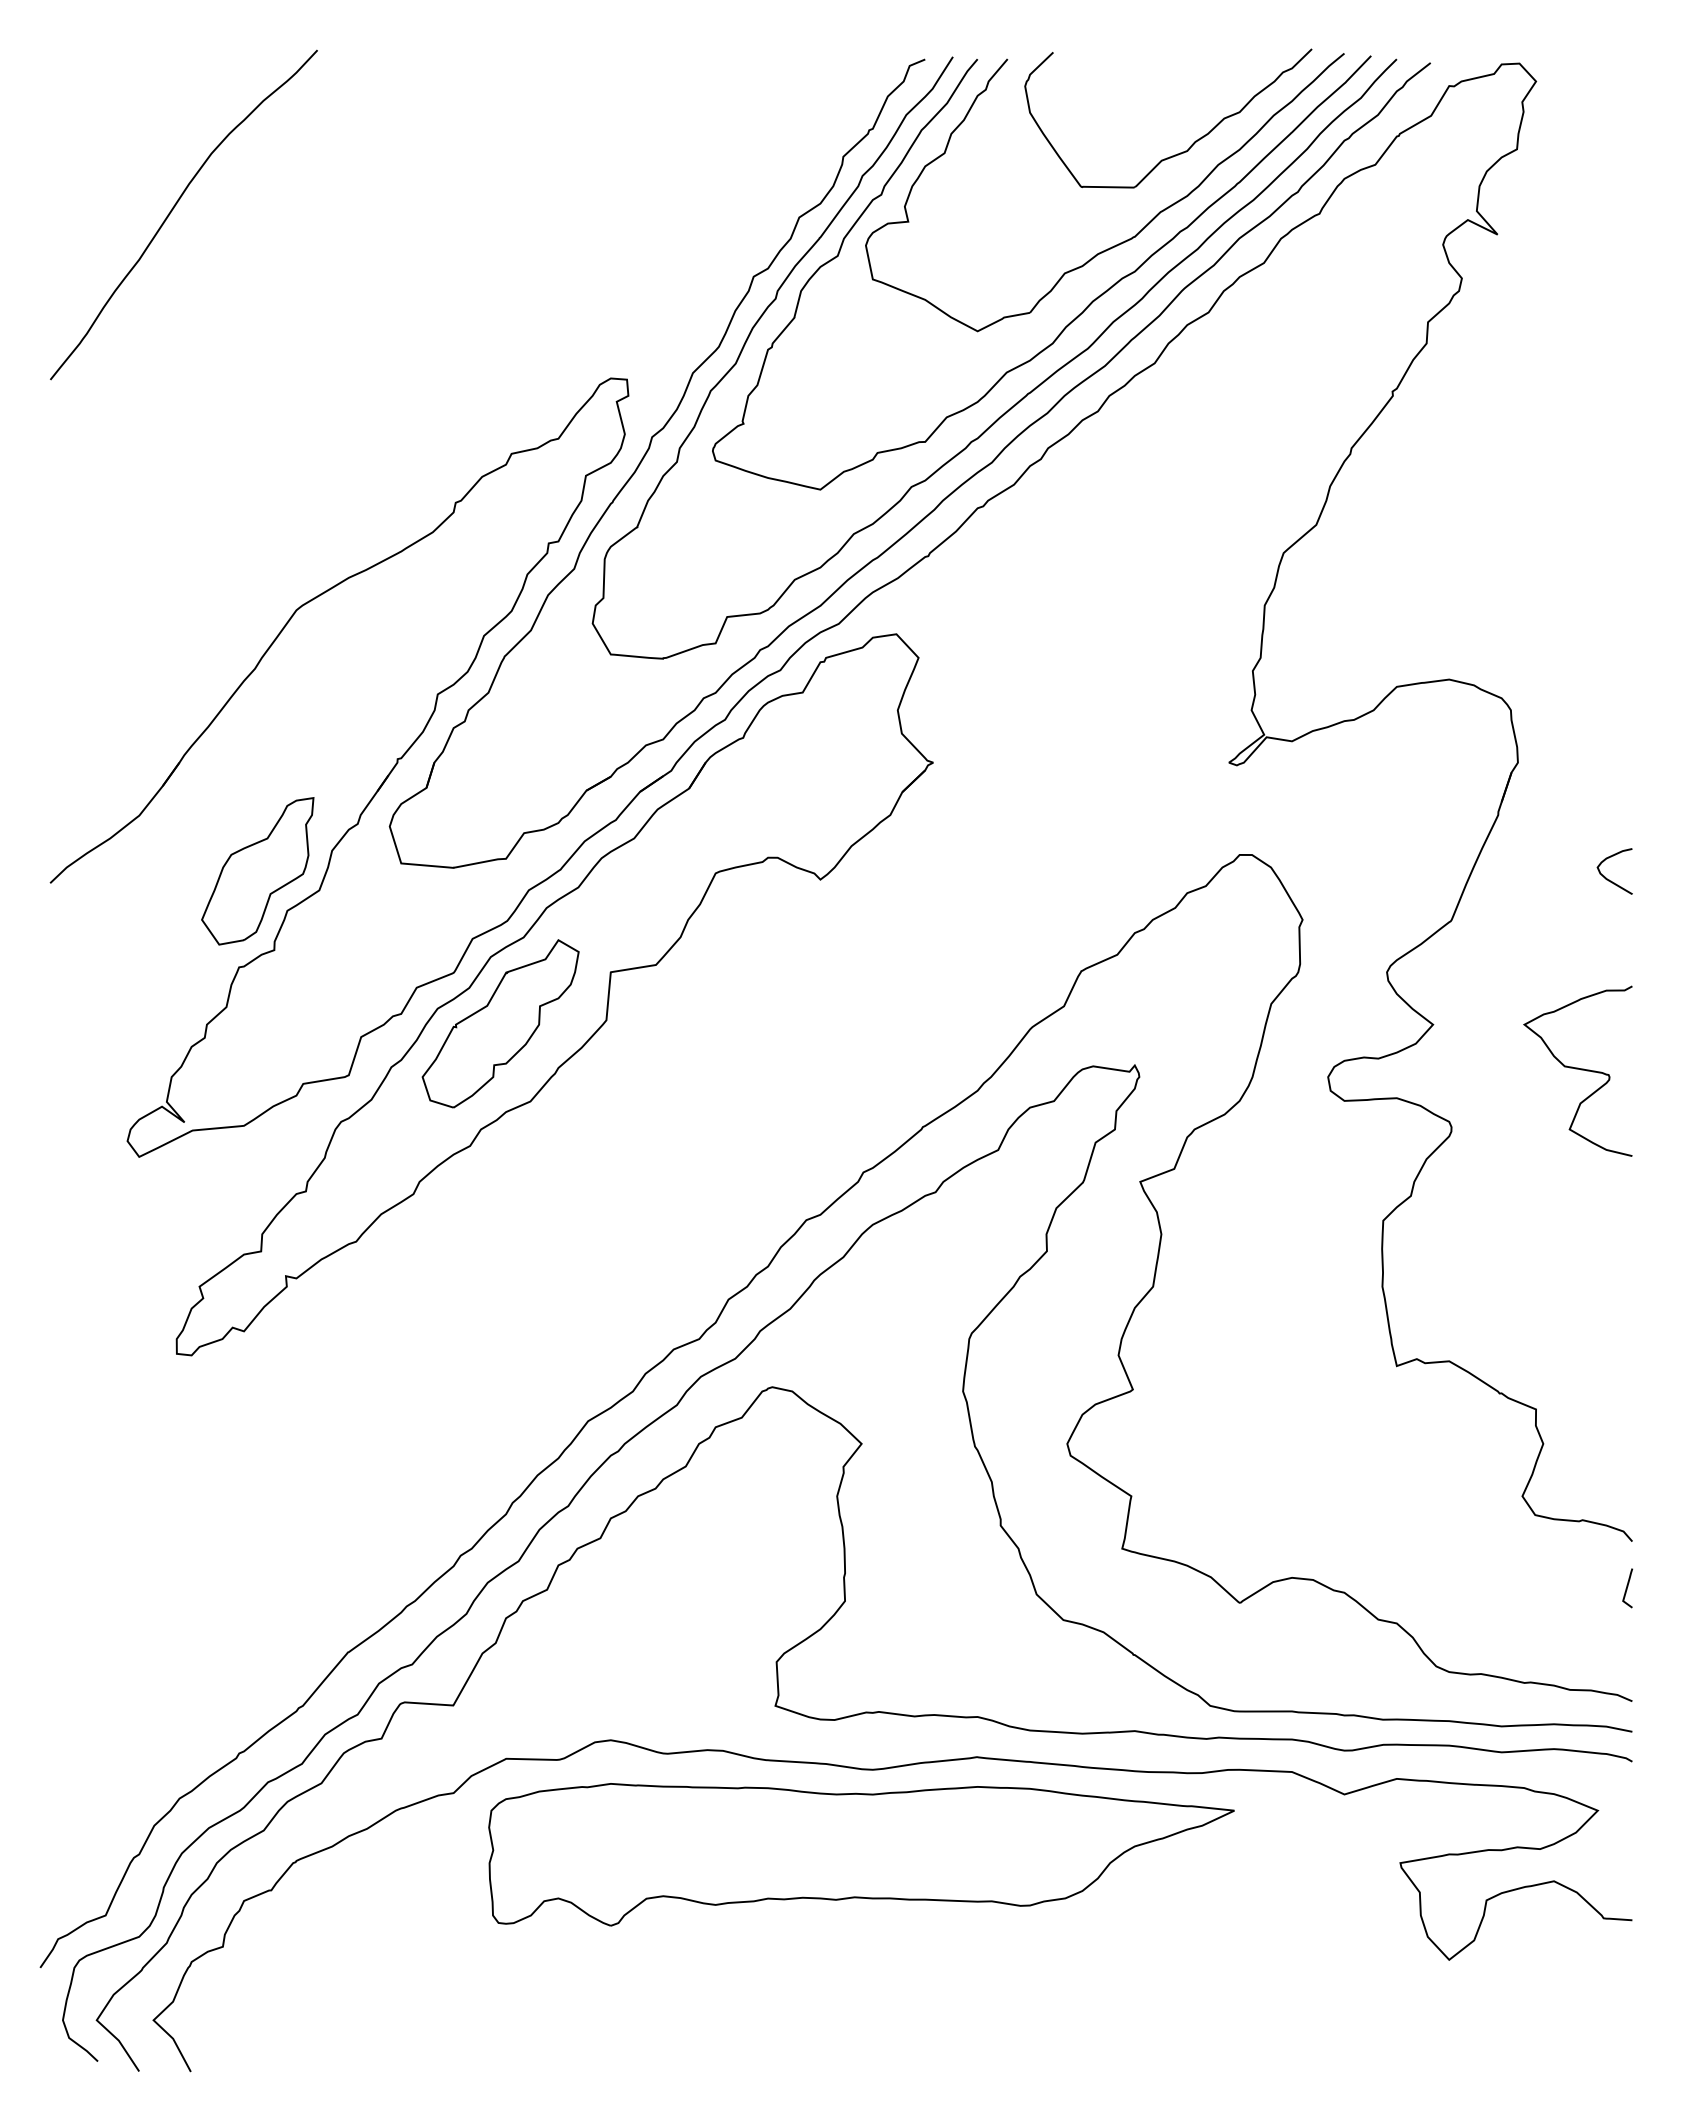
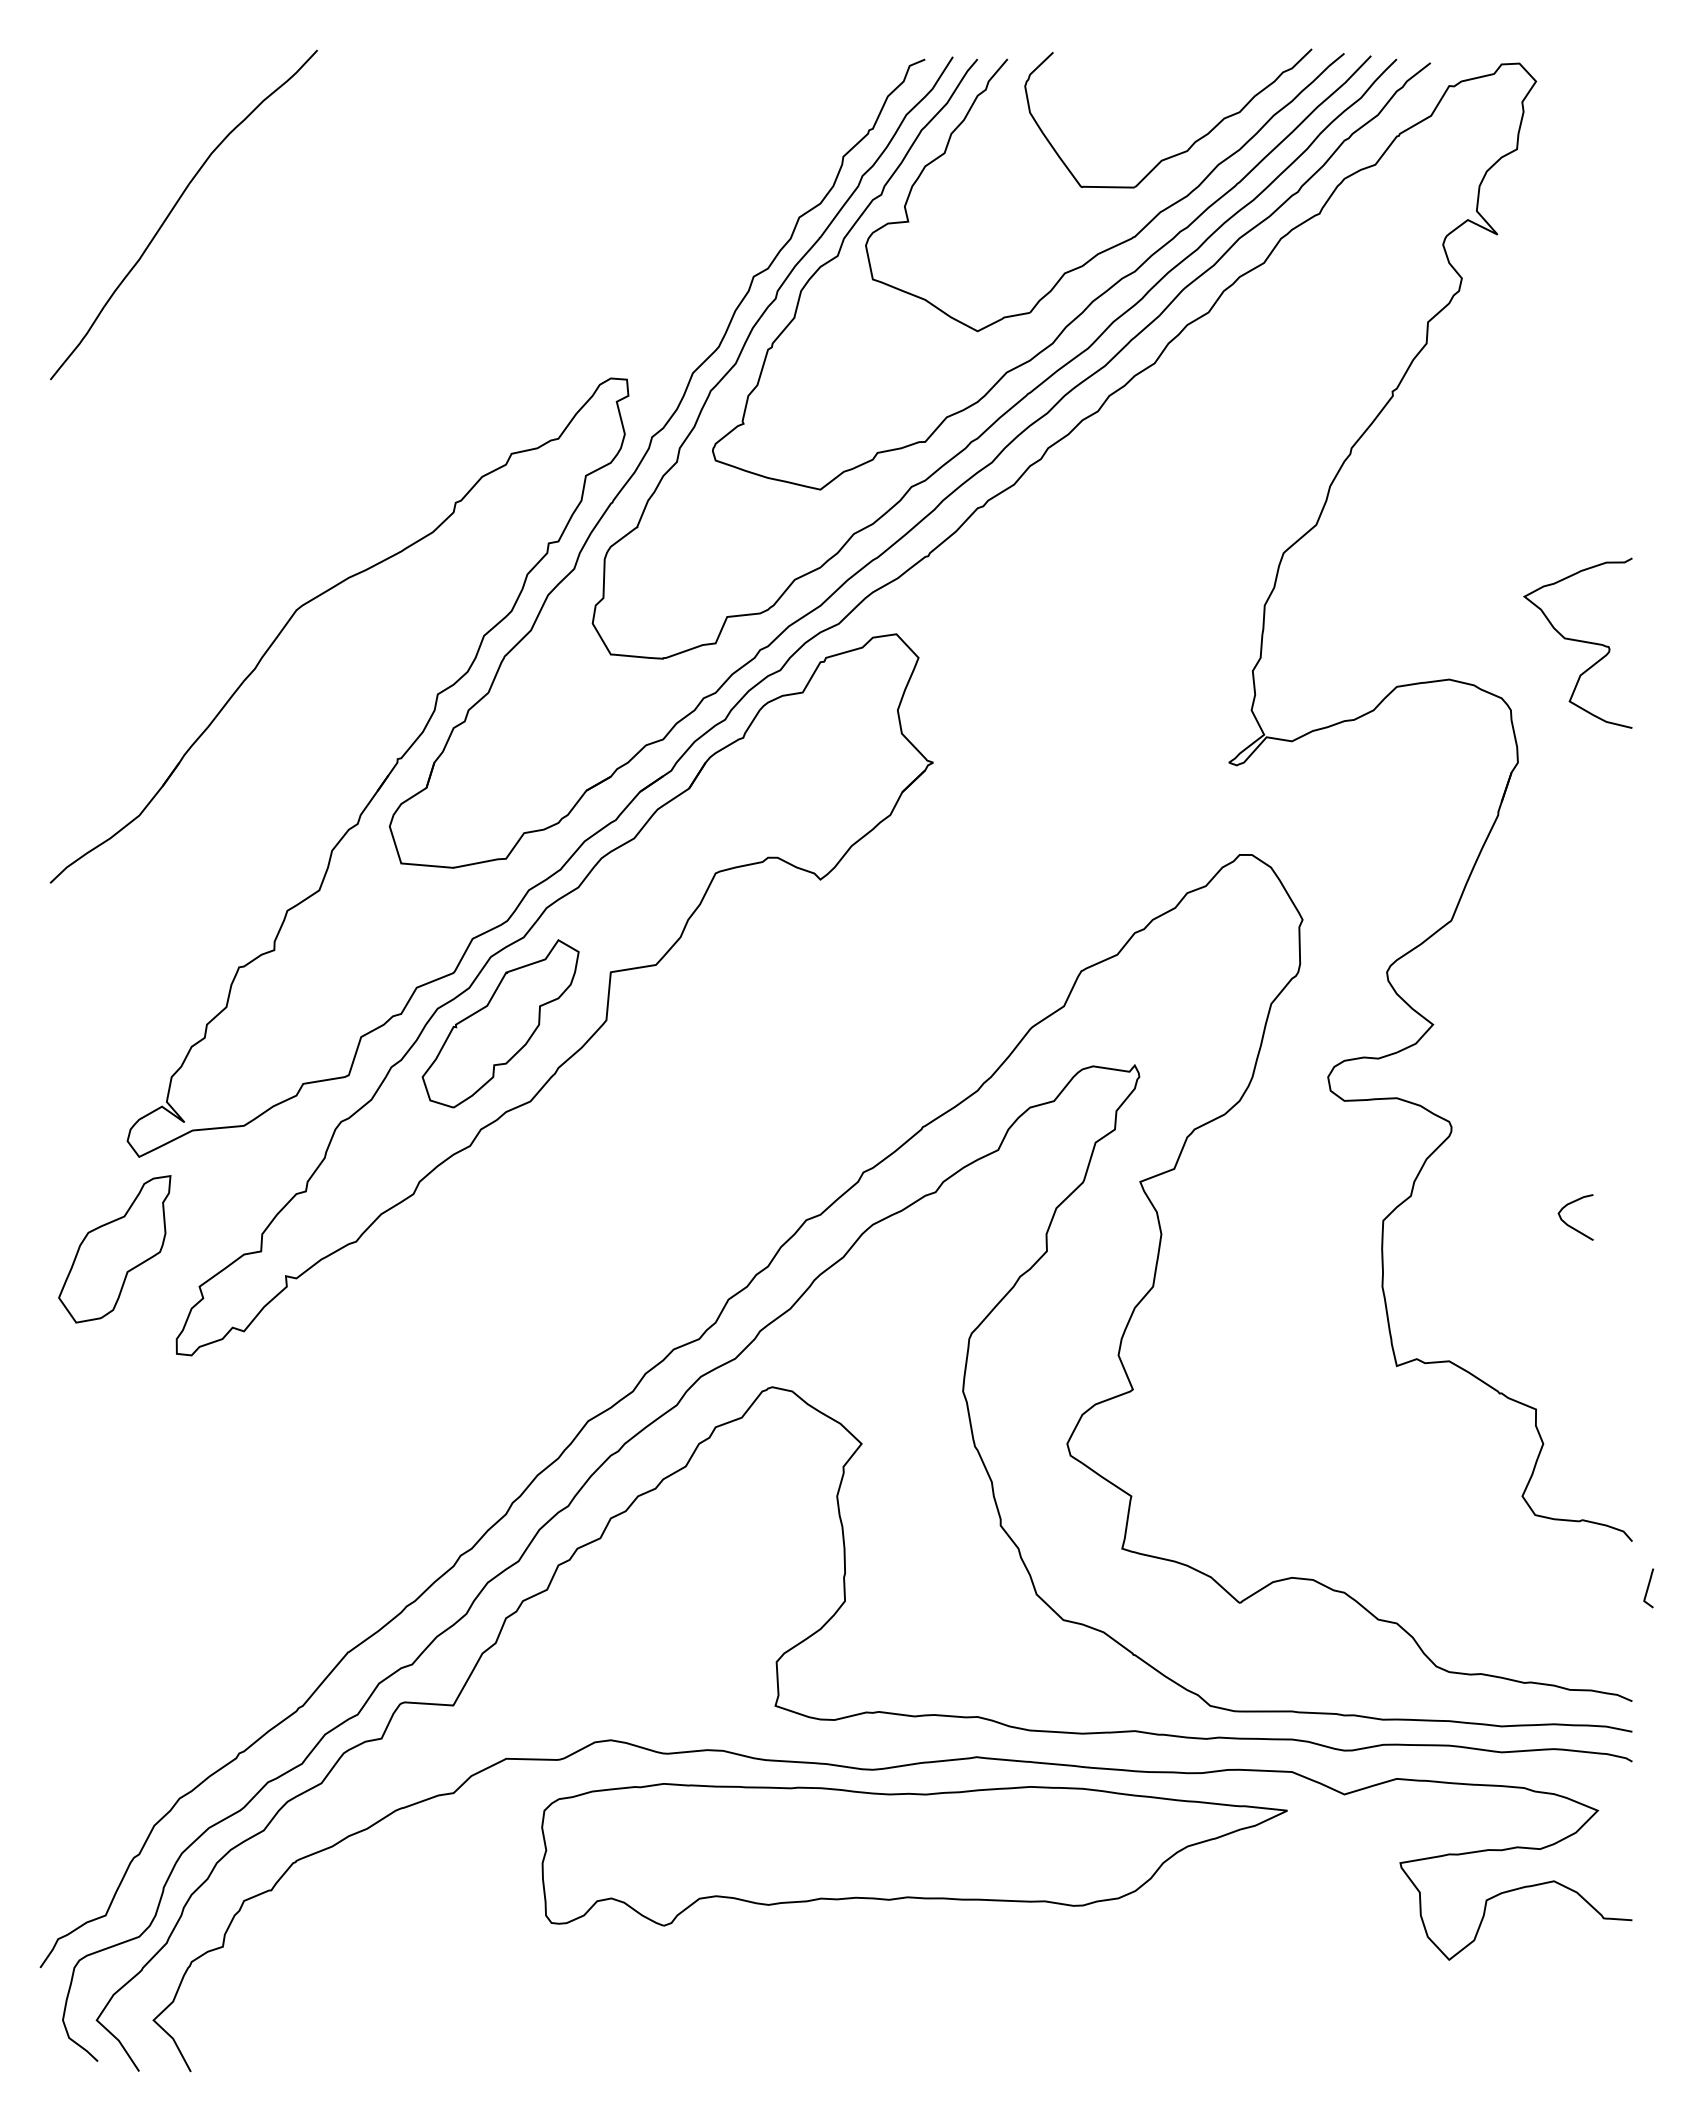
part position: (257, 871) -> (114, 1249) (114, 1249)
curve position: (1609, 879) -> (1570, 1225) (1570, 1225)
curve position: (1577, 1069) -> (1577, 641) (1577, 641)
line position: (1627, 1588) -> (1648, 1588) (1648, 1588)
part position: (861, 1854) -> (914, 1854) (914, 1854)
